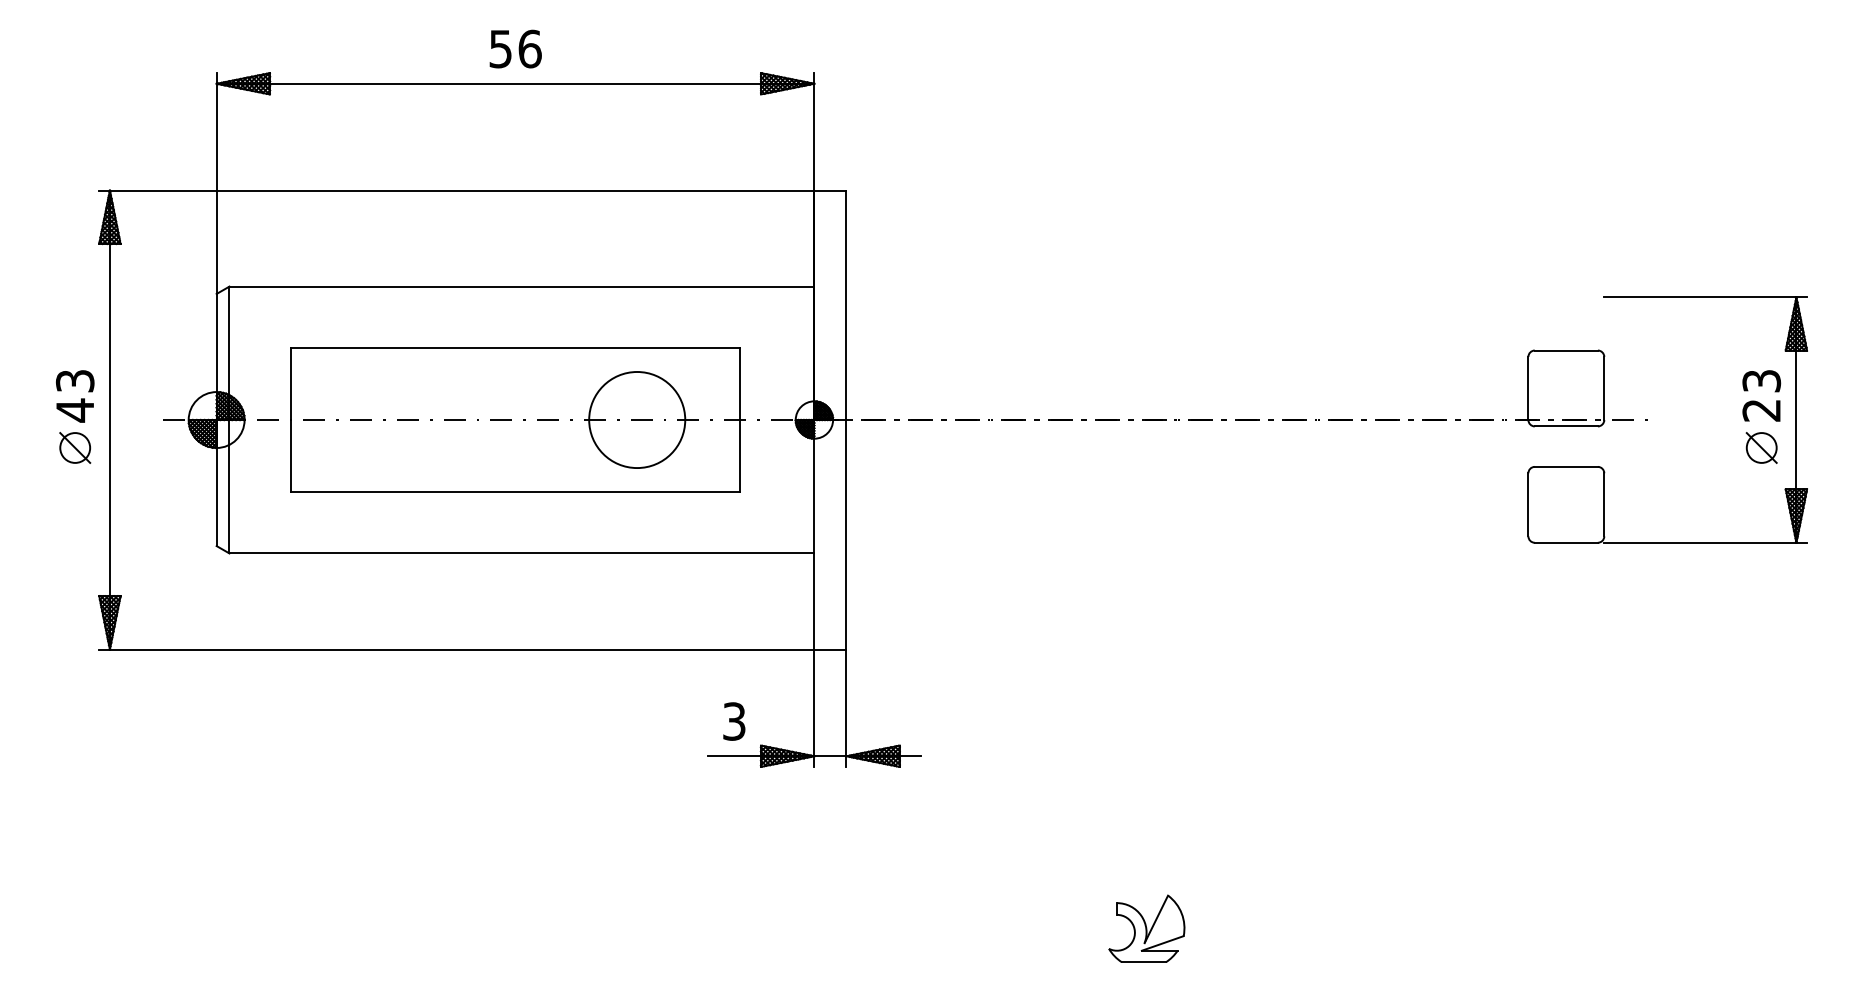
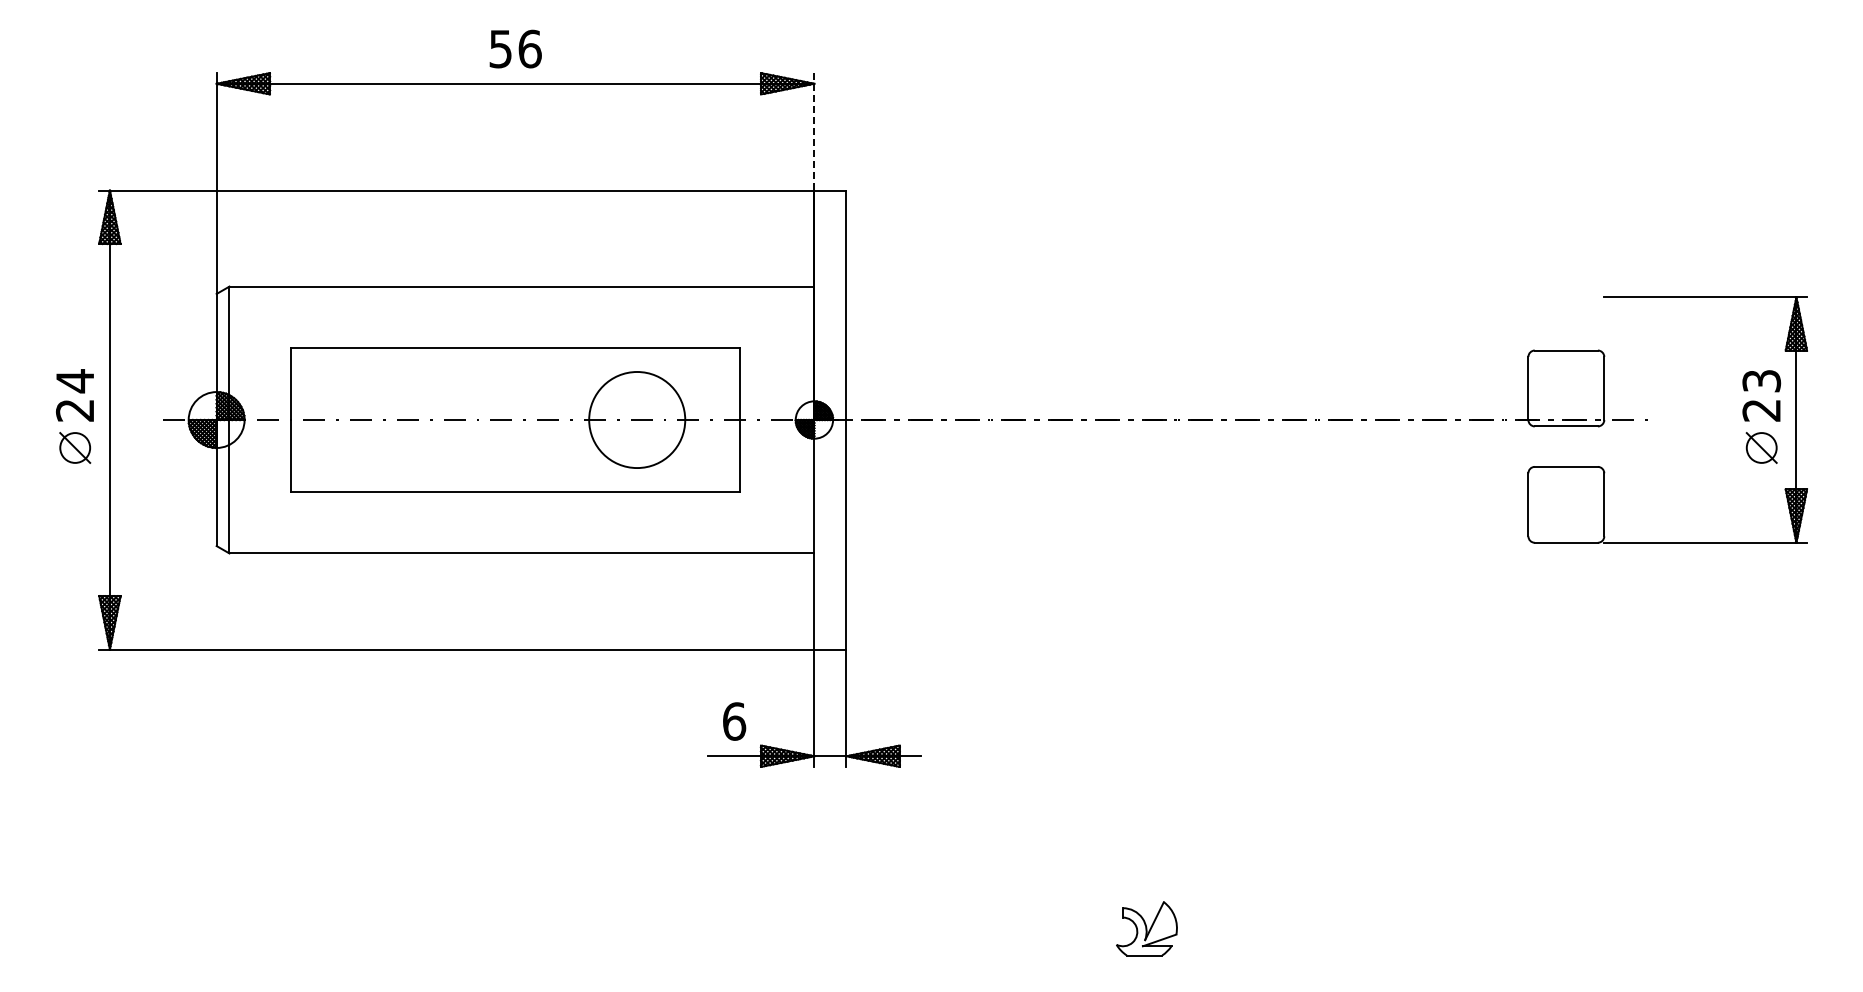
line: solid -> dashed (814, 131)
text: 43 -> 24 (74, 395)
text: 3 -> 6 (734, 721)
part size: 78x69 px -> 62x56 px (1146, 928)
